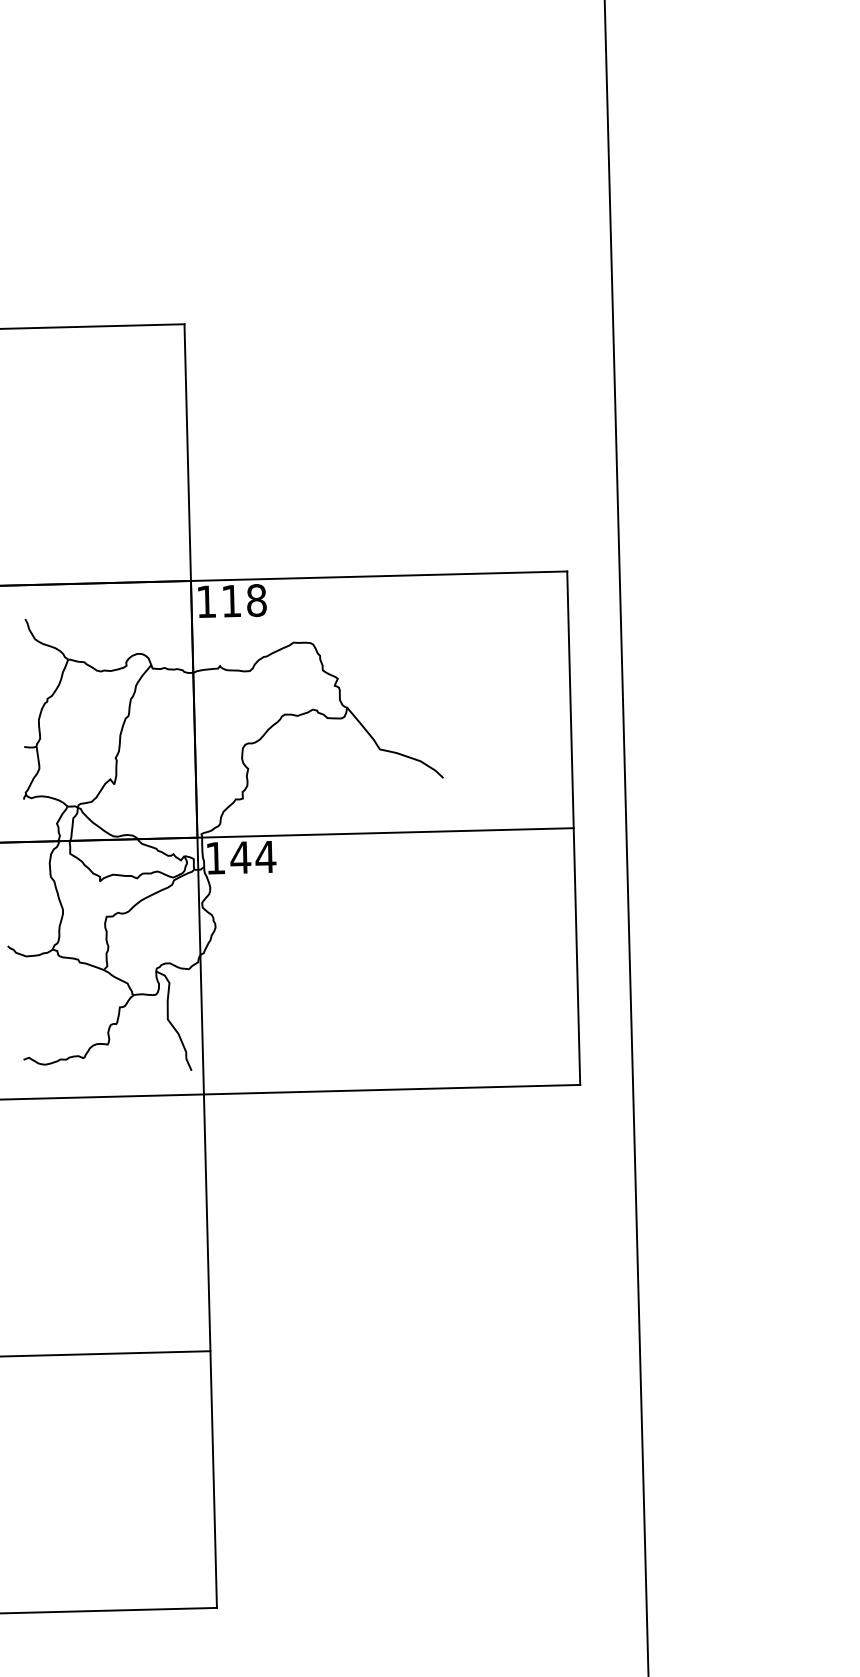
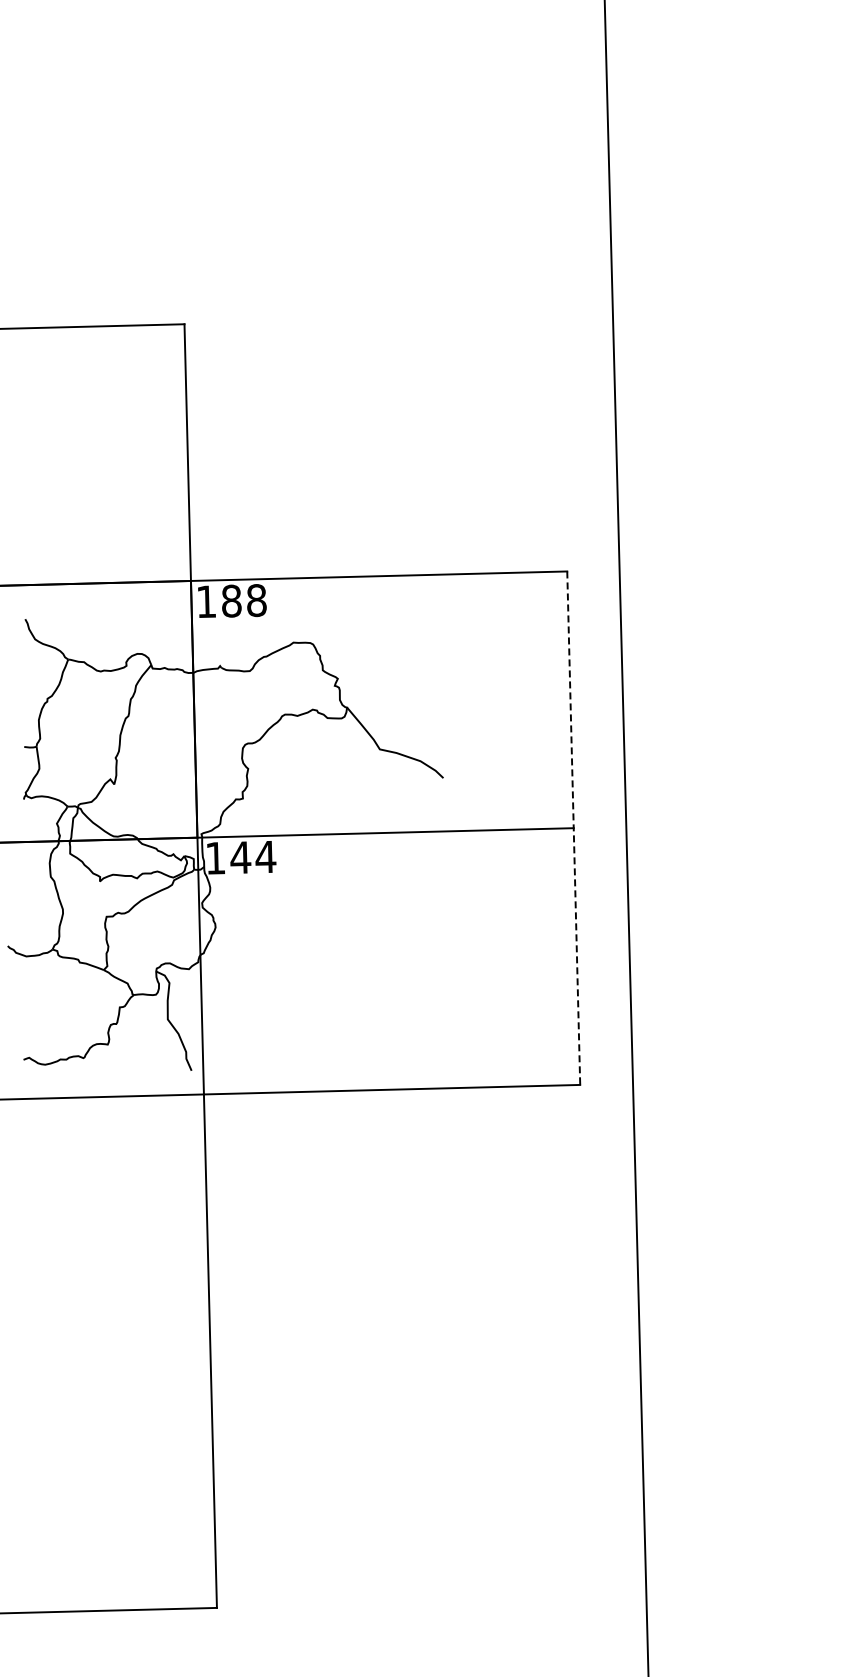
text: 118 -> 188 (231, 600)
line: solid -> dashed (573, 828)
line: present -> none (106, 1353)
